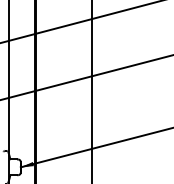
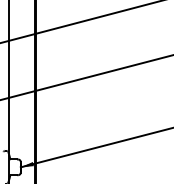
line: present -> none (91, 91)
